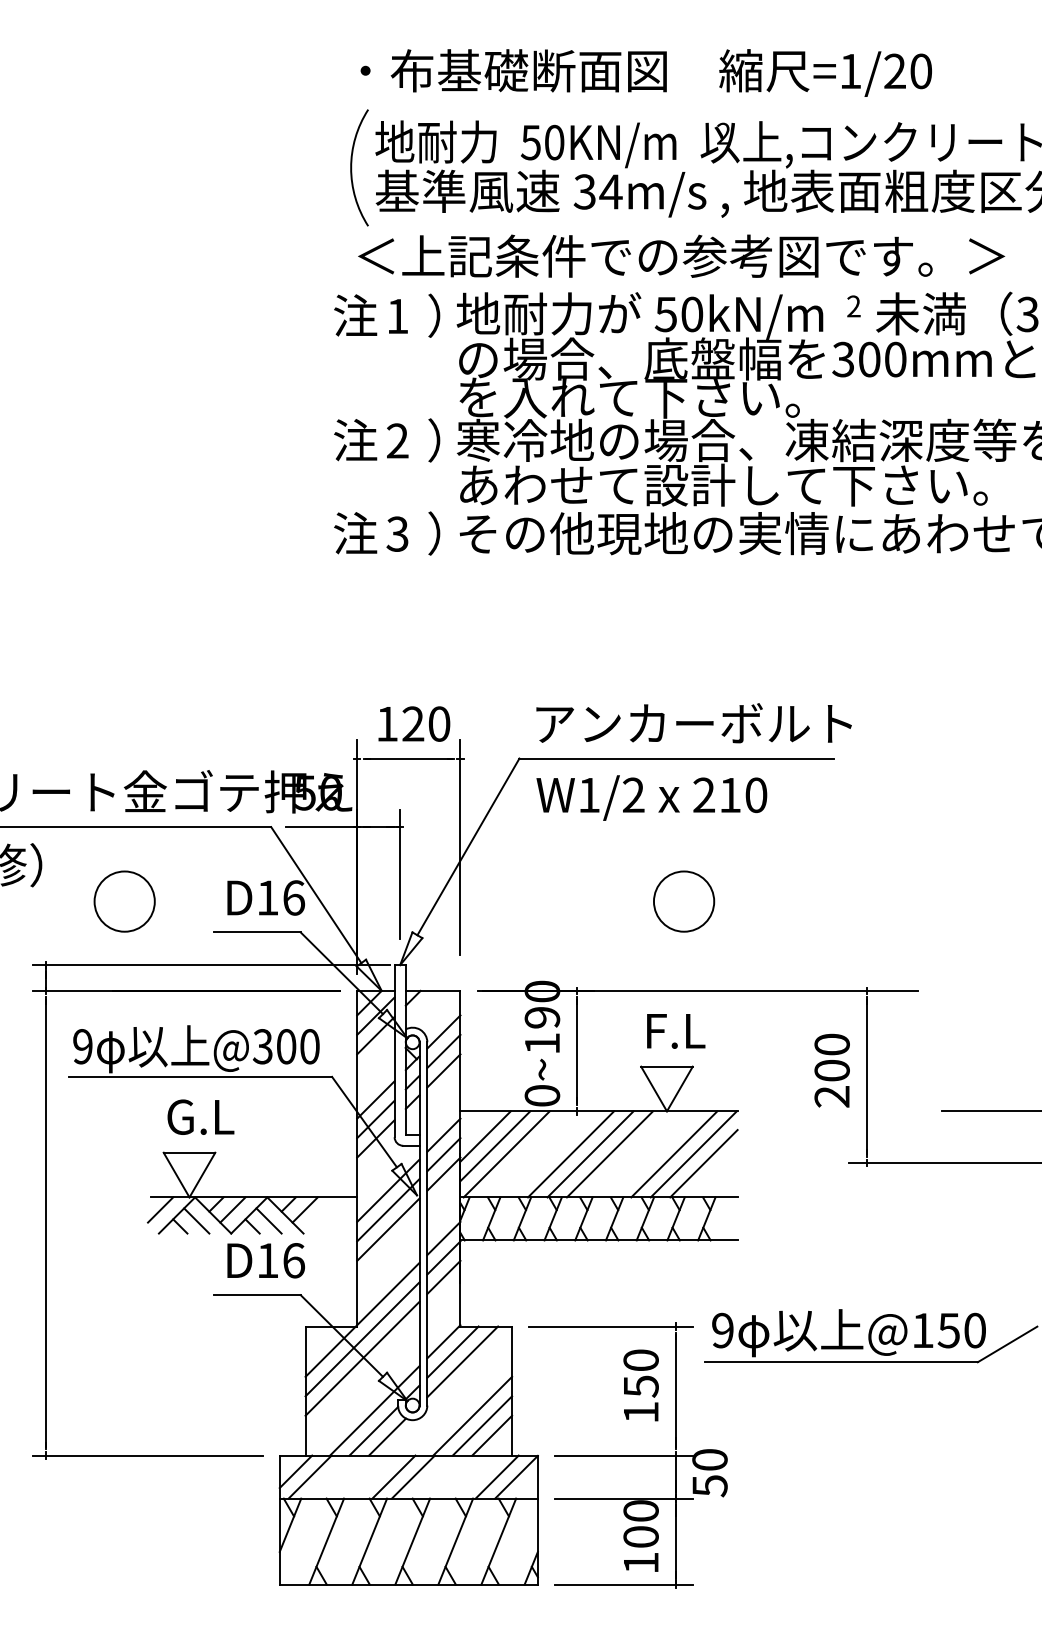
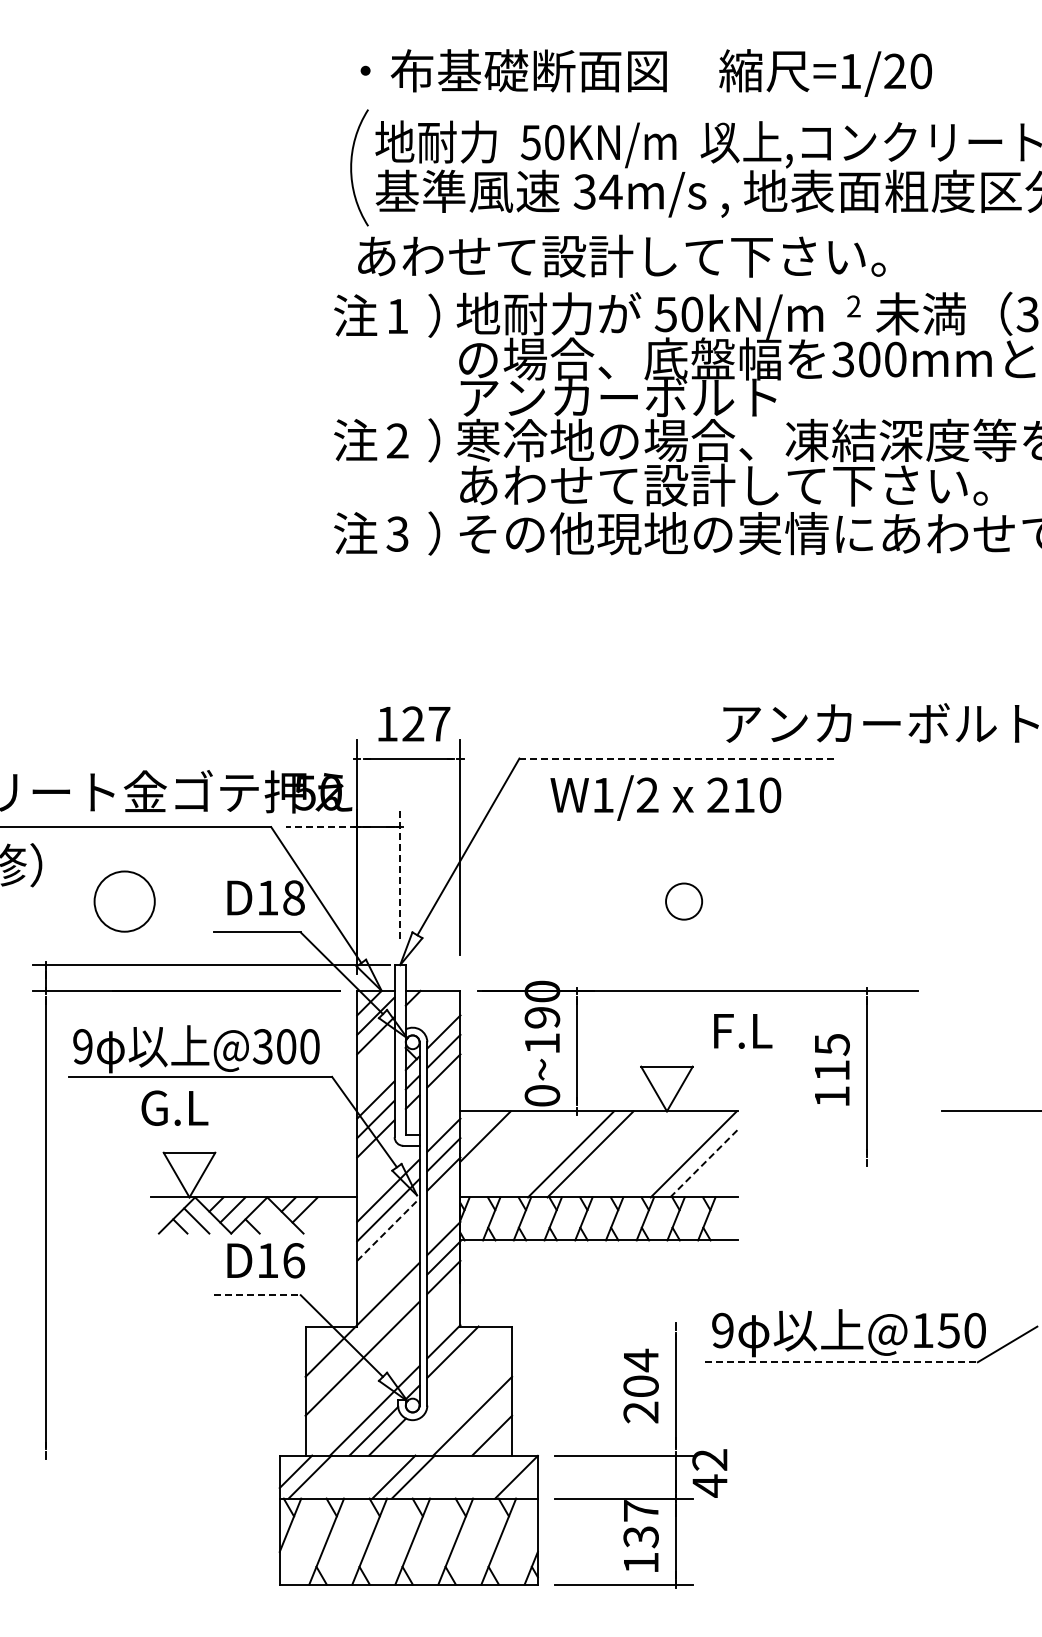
text: ＜上記条件での参考図です。＞ -> あわせて設計して下さい。 (681, 255)
text: を入れて下さい。 -> アンカーボルト (629, 397)
text: 120 -> 127 (439, 723)
text position: (693, 723) -> (880, 723) (880, 723)
line: solid -> dashed (676, 758)
text position: (651, 797) -> (665, 797) (665, 797)
line: solid -> dashed (321, 827)
line: solid -> dashed (400, 874)
text: D16 -> D18 (294, 897)
circle diameter: 60 px -> 36 px (684, 901)
text position: (676, 1031) -> (743, 1031) (743, 1031)
text: 200 -> 115 (831, 1070)
text position: (200, 1116) -> (174, 1107) (174, 1107)
line: present -> none (495, 1146)
line: present -> none (506, 1154)
line: present -> none (609, 1154)
line: present -> none (674, 1154)
line: solid -> dashed (703, 1163)
line: present -> none (943, 1163)
line: present -> none (160, 1209)
line: present -> none (268, 1220)
line: solid -> dashed (388, 1229)
line: solid -> dashed (257, 1295)
line: present -> none (610, 1326)
line: present -> none (362, 1339)
line: present -> none (462, 1361)
line: solid -> dashed (841, 1362)
text: 150 -> 204 (640, 1385)
line: present -> none (482, 1425)
line: present -> none (147, 1455)
text: 50 -> 42 (709, 1473)
line: present -> none (496, 1476)
text: 100 -> 137 (640, 1524)
